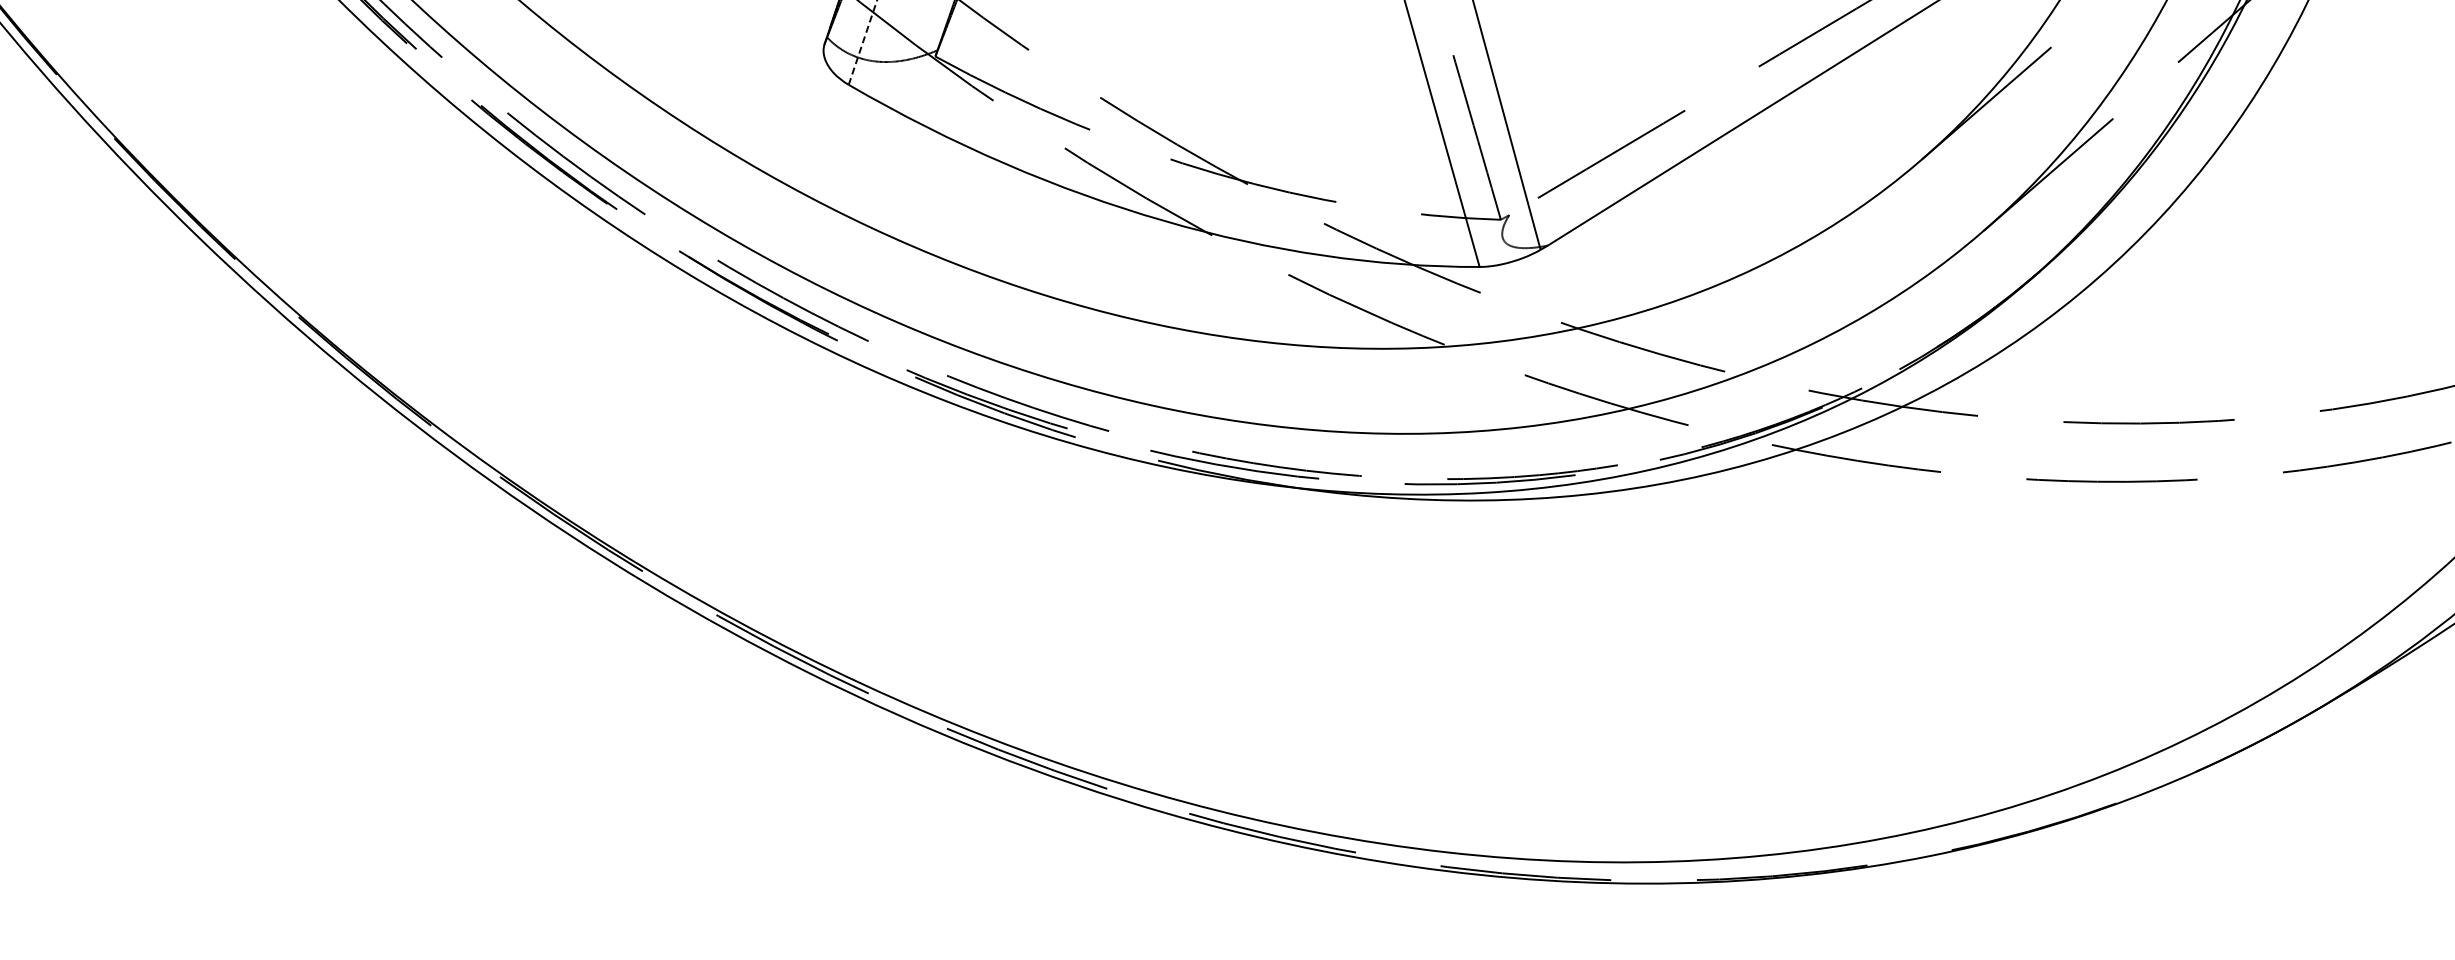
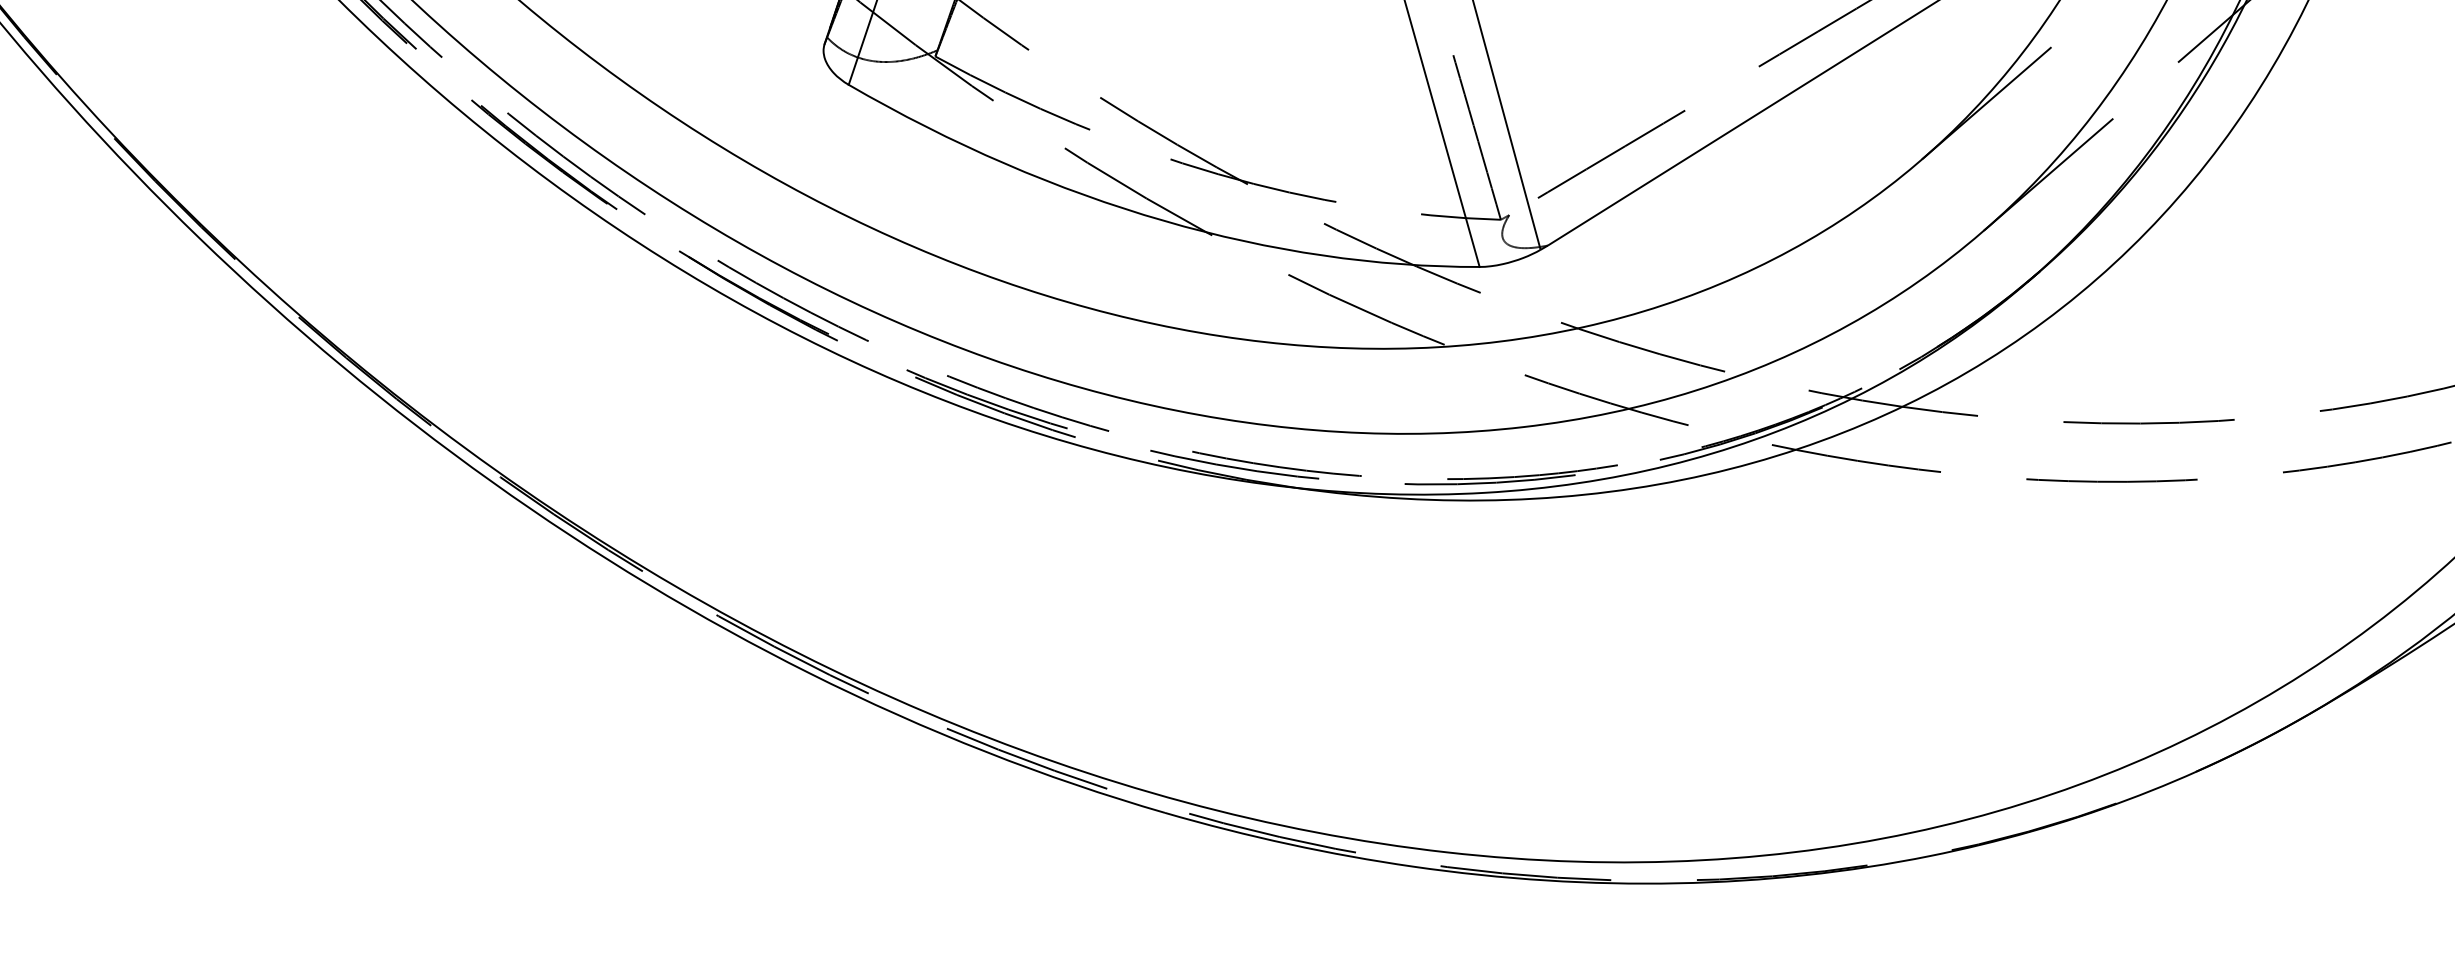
line: dashed -> solid (862, 42)
